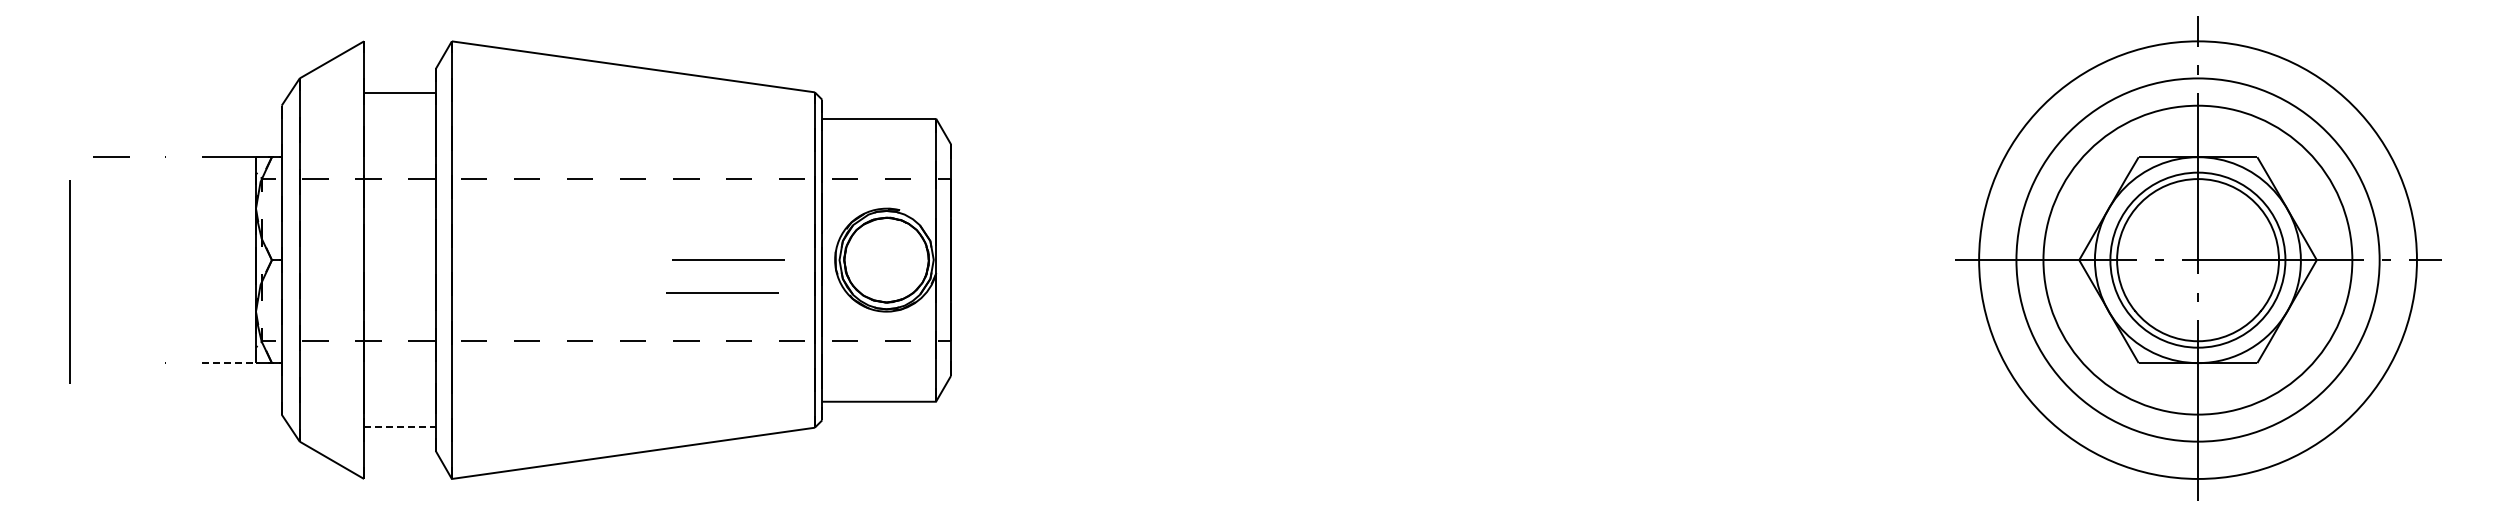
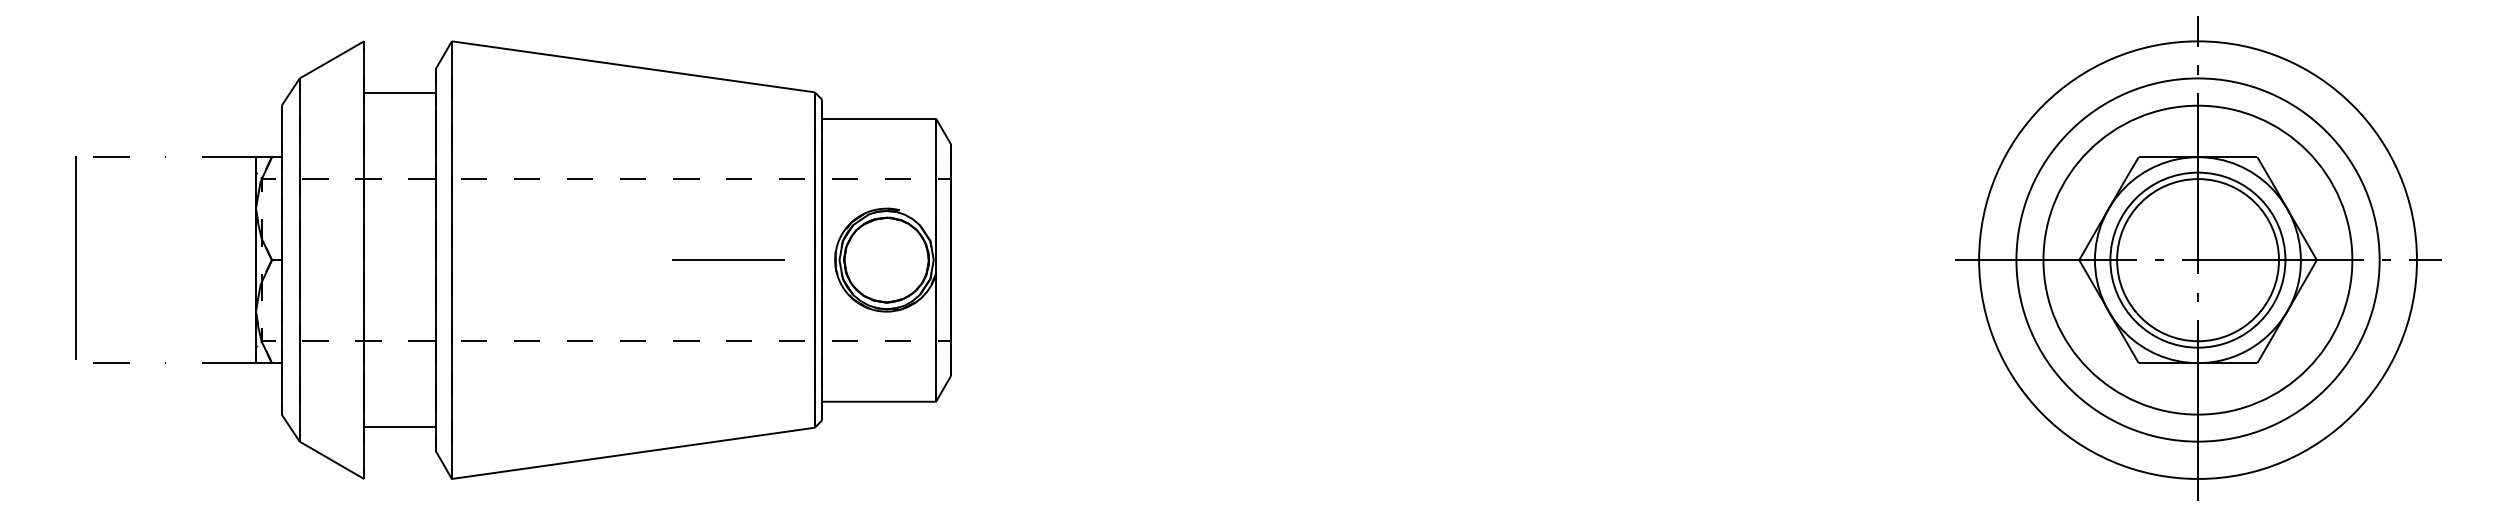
line position: (69, 281) -> (75, 257) (75, 257)
line: present -> none (722, 292)
line: none -> present (111, 362)
line: dashed -> solid (229, 363)
line: dashed -> solid (400, 427)
